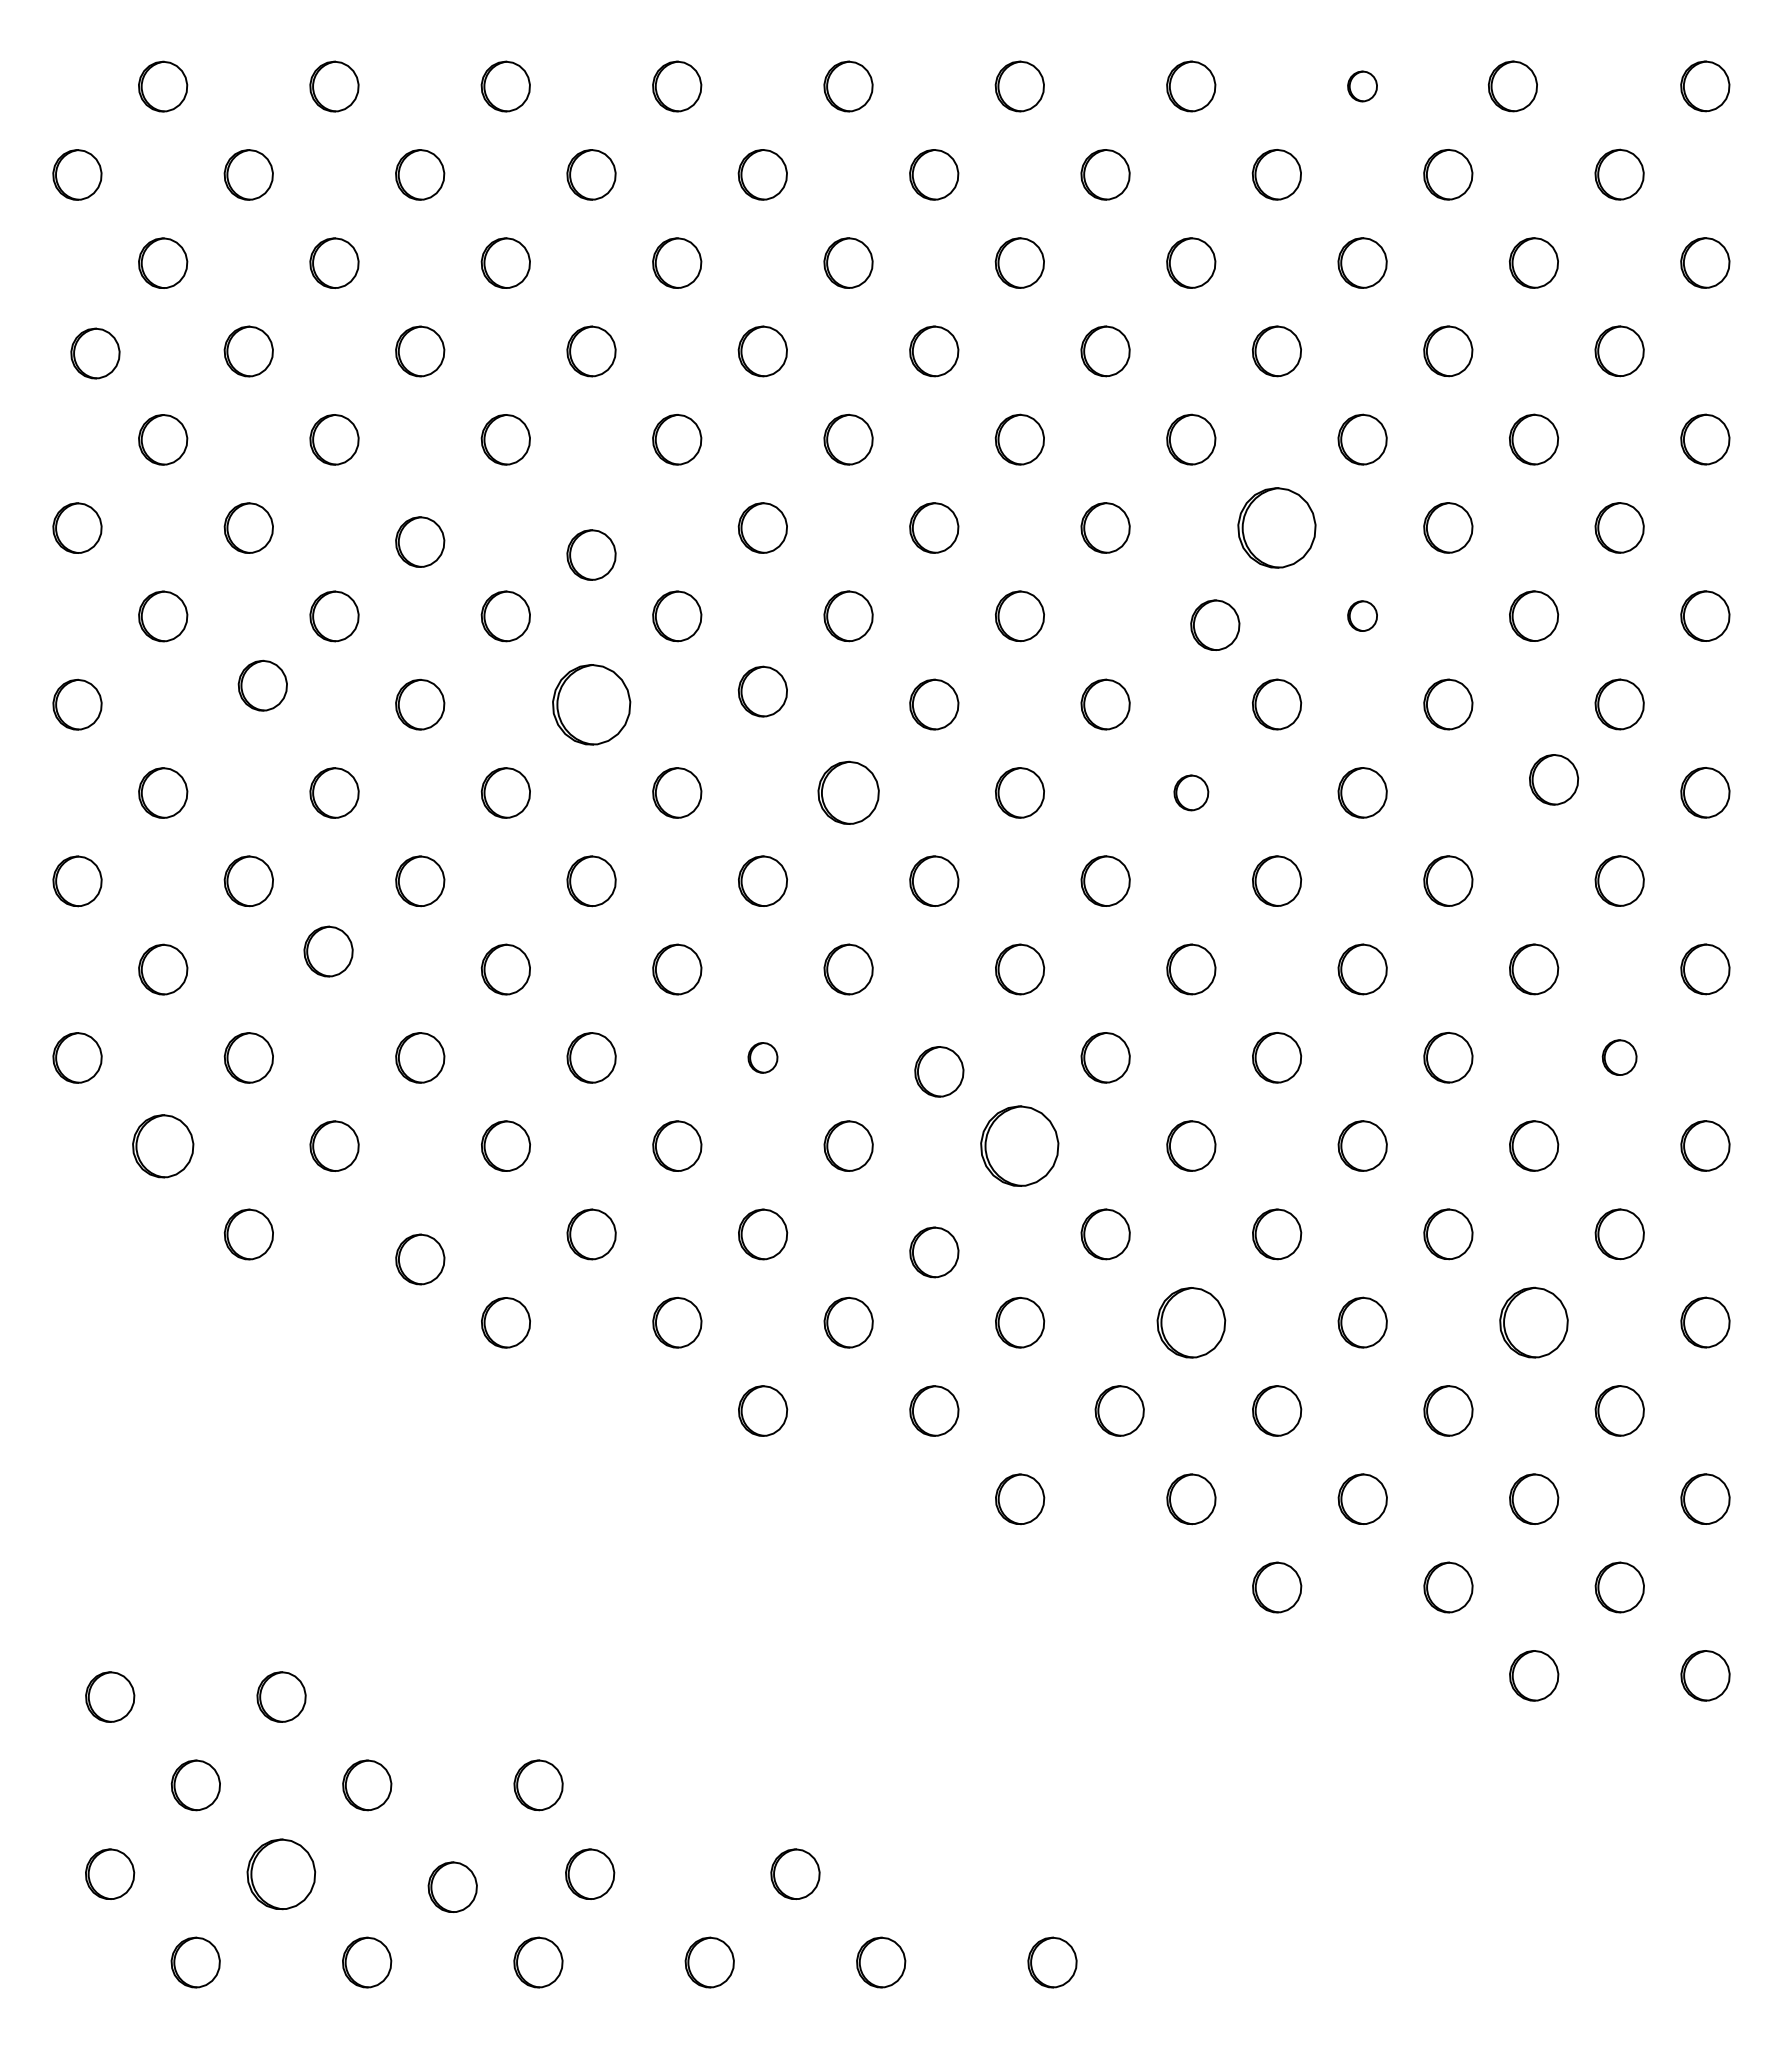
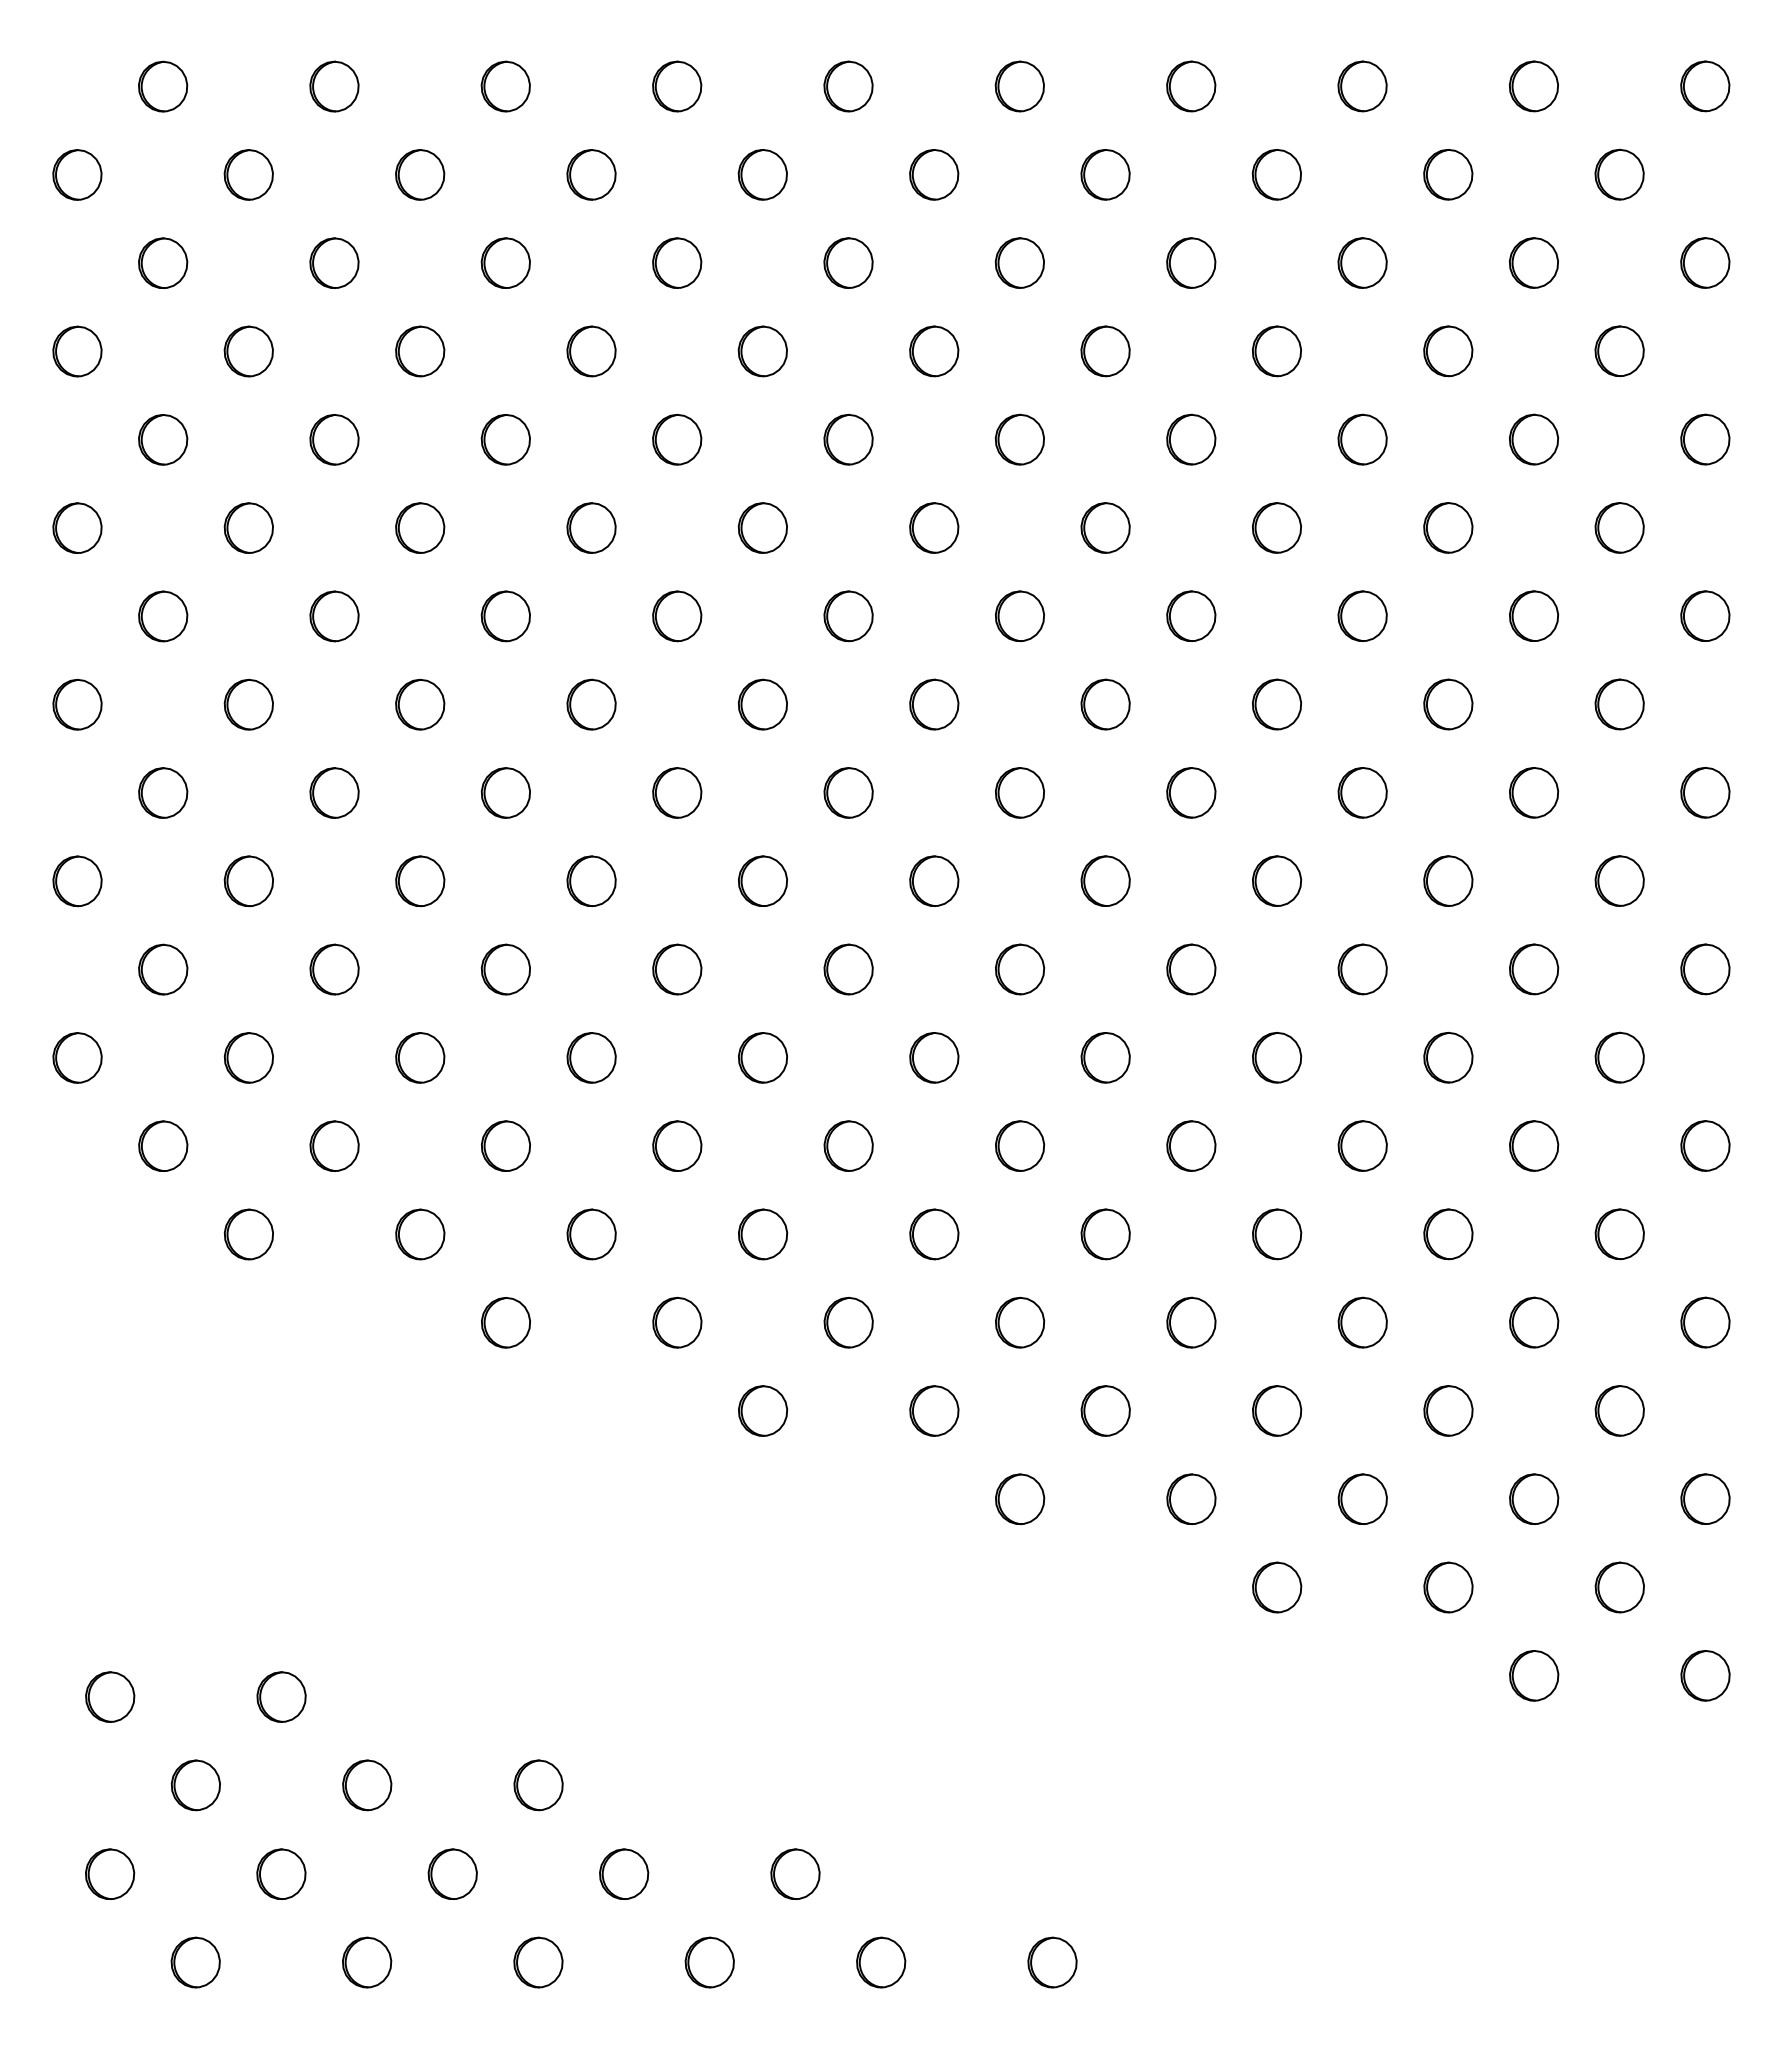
part size: 31x33 px -> 51x53 px (1362, 86)
part position: (1512, 86) -> (1533, 86) (1533, 86)
part position: (95, 353) -> (77, 351) (77, 351)
part size: 80x82 px -> 50x52 px (1276, 527)
part position: (420, 541) -> (420, 527) (420, 527)
part position: (591, 554) -> (591, 527) (591, 527)
part size: 31x32 px -> 51x52 px (1362, 615)
part position: (1215, 624) -> (1191, 615) (1191, 615)
part position: (262, 685) -> (248, 704) (248, 704)
part position: (762, 691) -> (762, 704) (762, 704)
part size: 80x82 px -> 51x53 px (591, 704)
part position: (1554, 779) -> (1534, 792) (1534, 792)
part size: 63x65 px -> 51x52 px (848, 792)
part size: 37x38 px -> 51x52 px (1191, 792)
part position: (328, 951) -> (334, 969) (334, 969)
part size: 32x32 px -> 50x52 px (762, 1057)
part size: 37x37 px -> 51x53 px (1619, 1057)
part position: (939, 1071) -> (934, 1057) (934, 1057)
part size: 80x82 px -> 51x52 px (1020, 1145)
part size: 63x65 px -> 51x52 px (163, 1145)
part position: (934, 1252) -> (934, 1234) (934, 1234)
part position: (420, 1259) -> (420, 1234) (420, 1234)
part size: 71x72 px -> 51x53 px (1191, 1322)
part size: 70x73 px -> 51x53 px (1534, 1322)
part position: (1119, 1410) -> (1105, 1410) (1105, 1410)
part position: (590, 1873) -> (624, 1873) (624, 1873)
part size: 71x73 px -> 51x52 px (281, 1873)
part position: (452, 1886) -> (452, 1873) (452, 1873)
